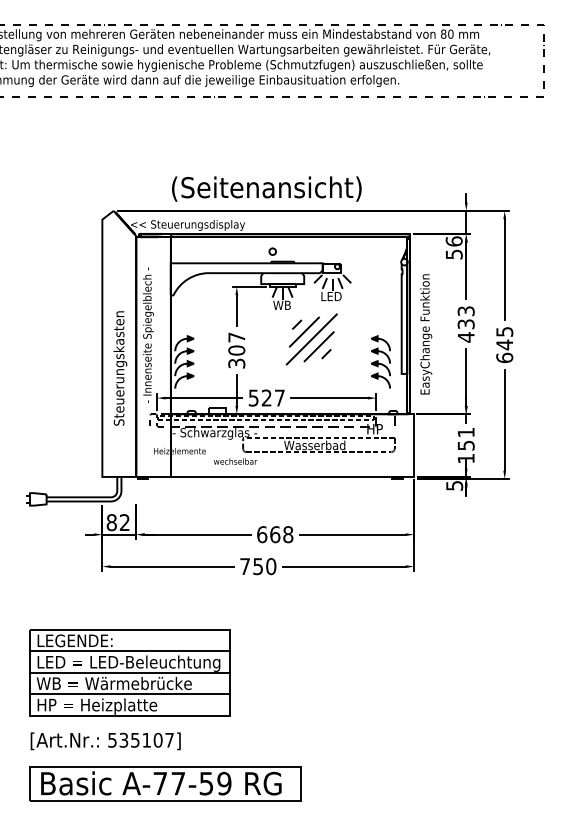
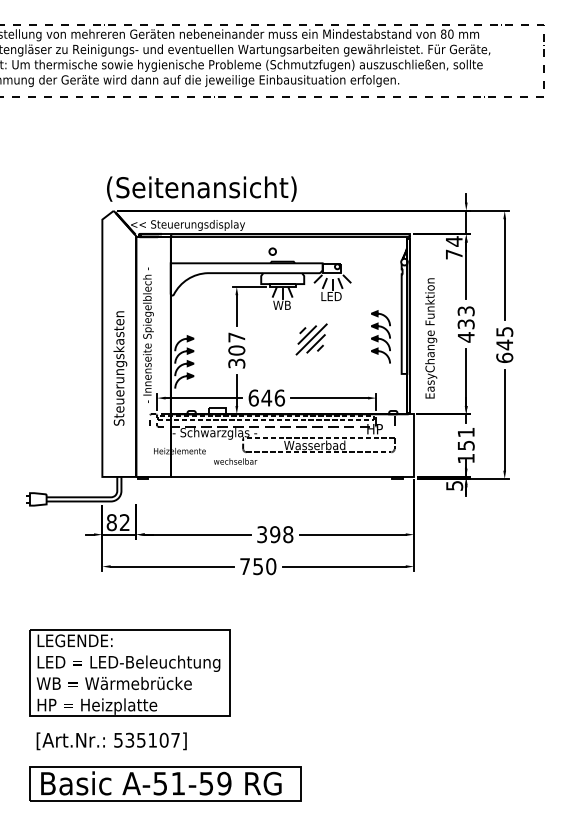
text position: (266, 188) -> (201, 188) (201, 188)
text: 56 -> 74 (453, 247)
text position: (426, 334) -> (431, 338) (431, 338)
part size: 53x53 px -> 33x33 px (311, 339)
part position: (380, 361) -> (380, 336) (380, 336)
text: 527 -> 646 (266, 397)
text: 668 -> 398 (268, 534)
line: present -> none (129, 651)
line: present -> none (129, 672)
line: present -> none (129, 694)
text position: (105, 741) -> (111, 741) (111, 741)
text: A-77-59 -> A-51-59 (168, 783)
